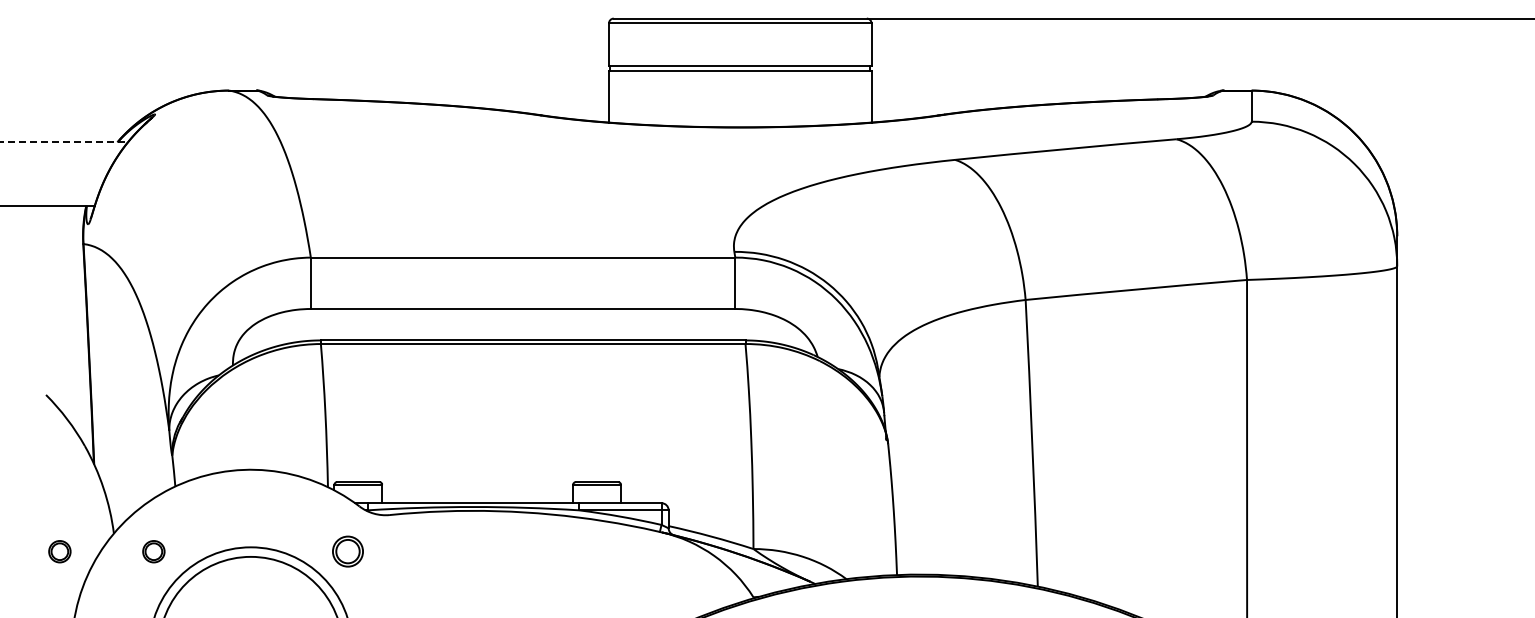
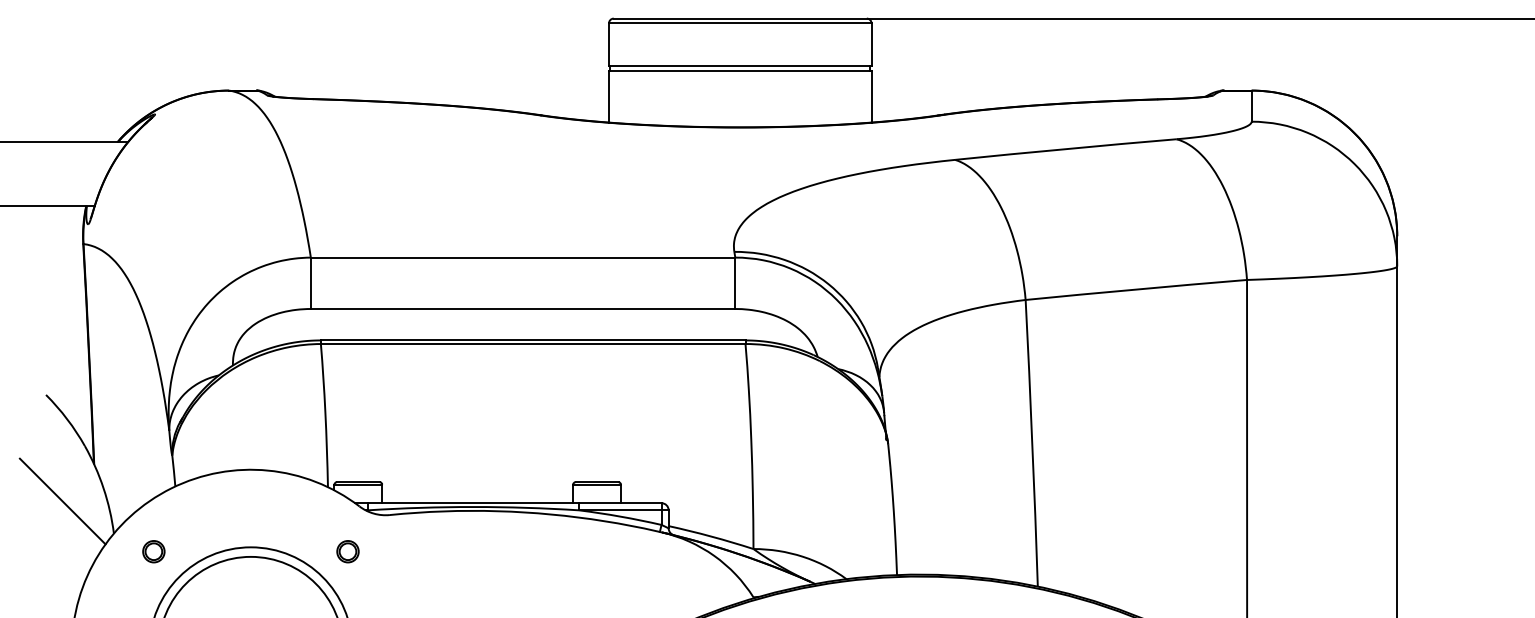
line: dashed -> solid (64, 141)
line: none -> present (62, 501)
part: present -> none (59, 551)
part size: 32x33 px -> 24x24 px (347, 551)
